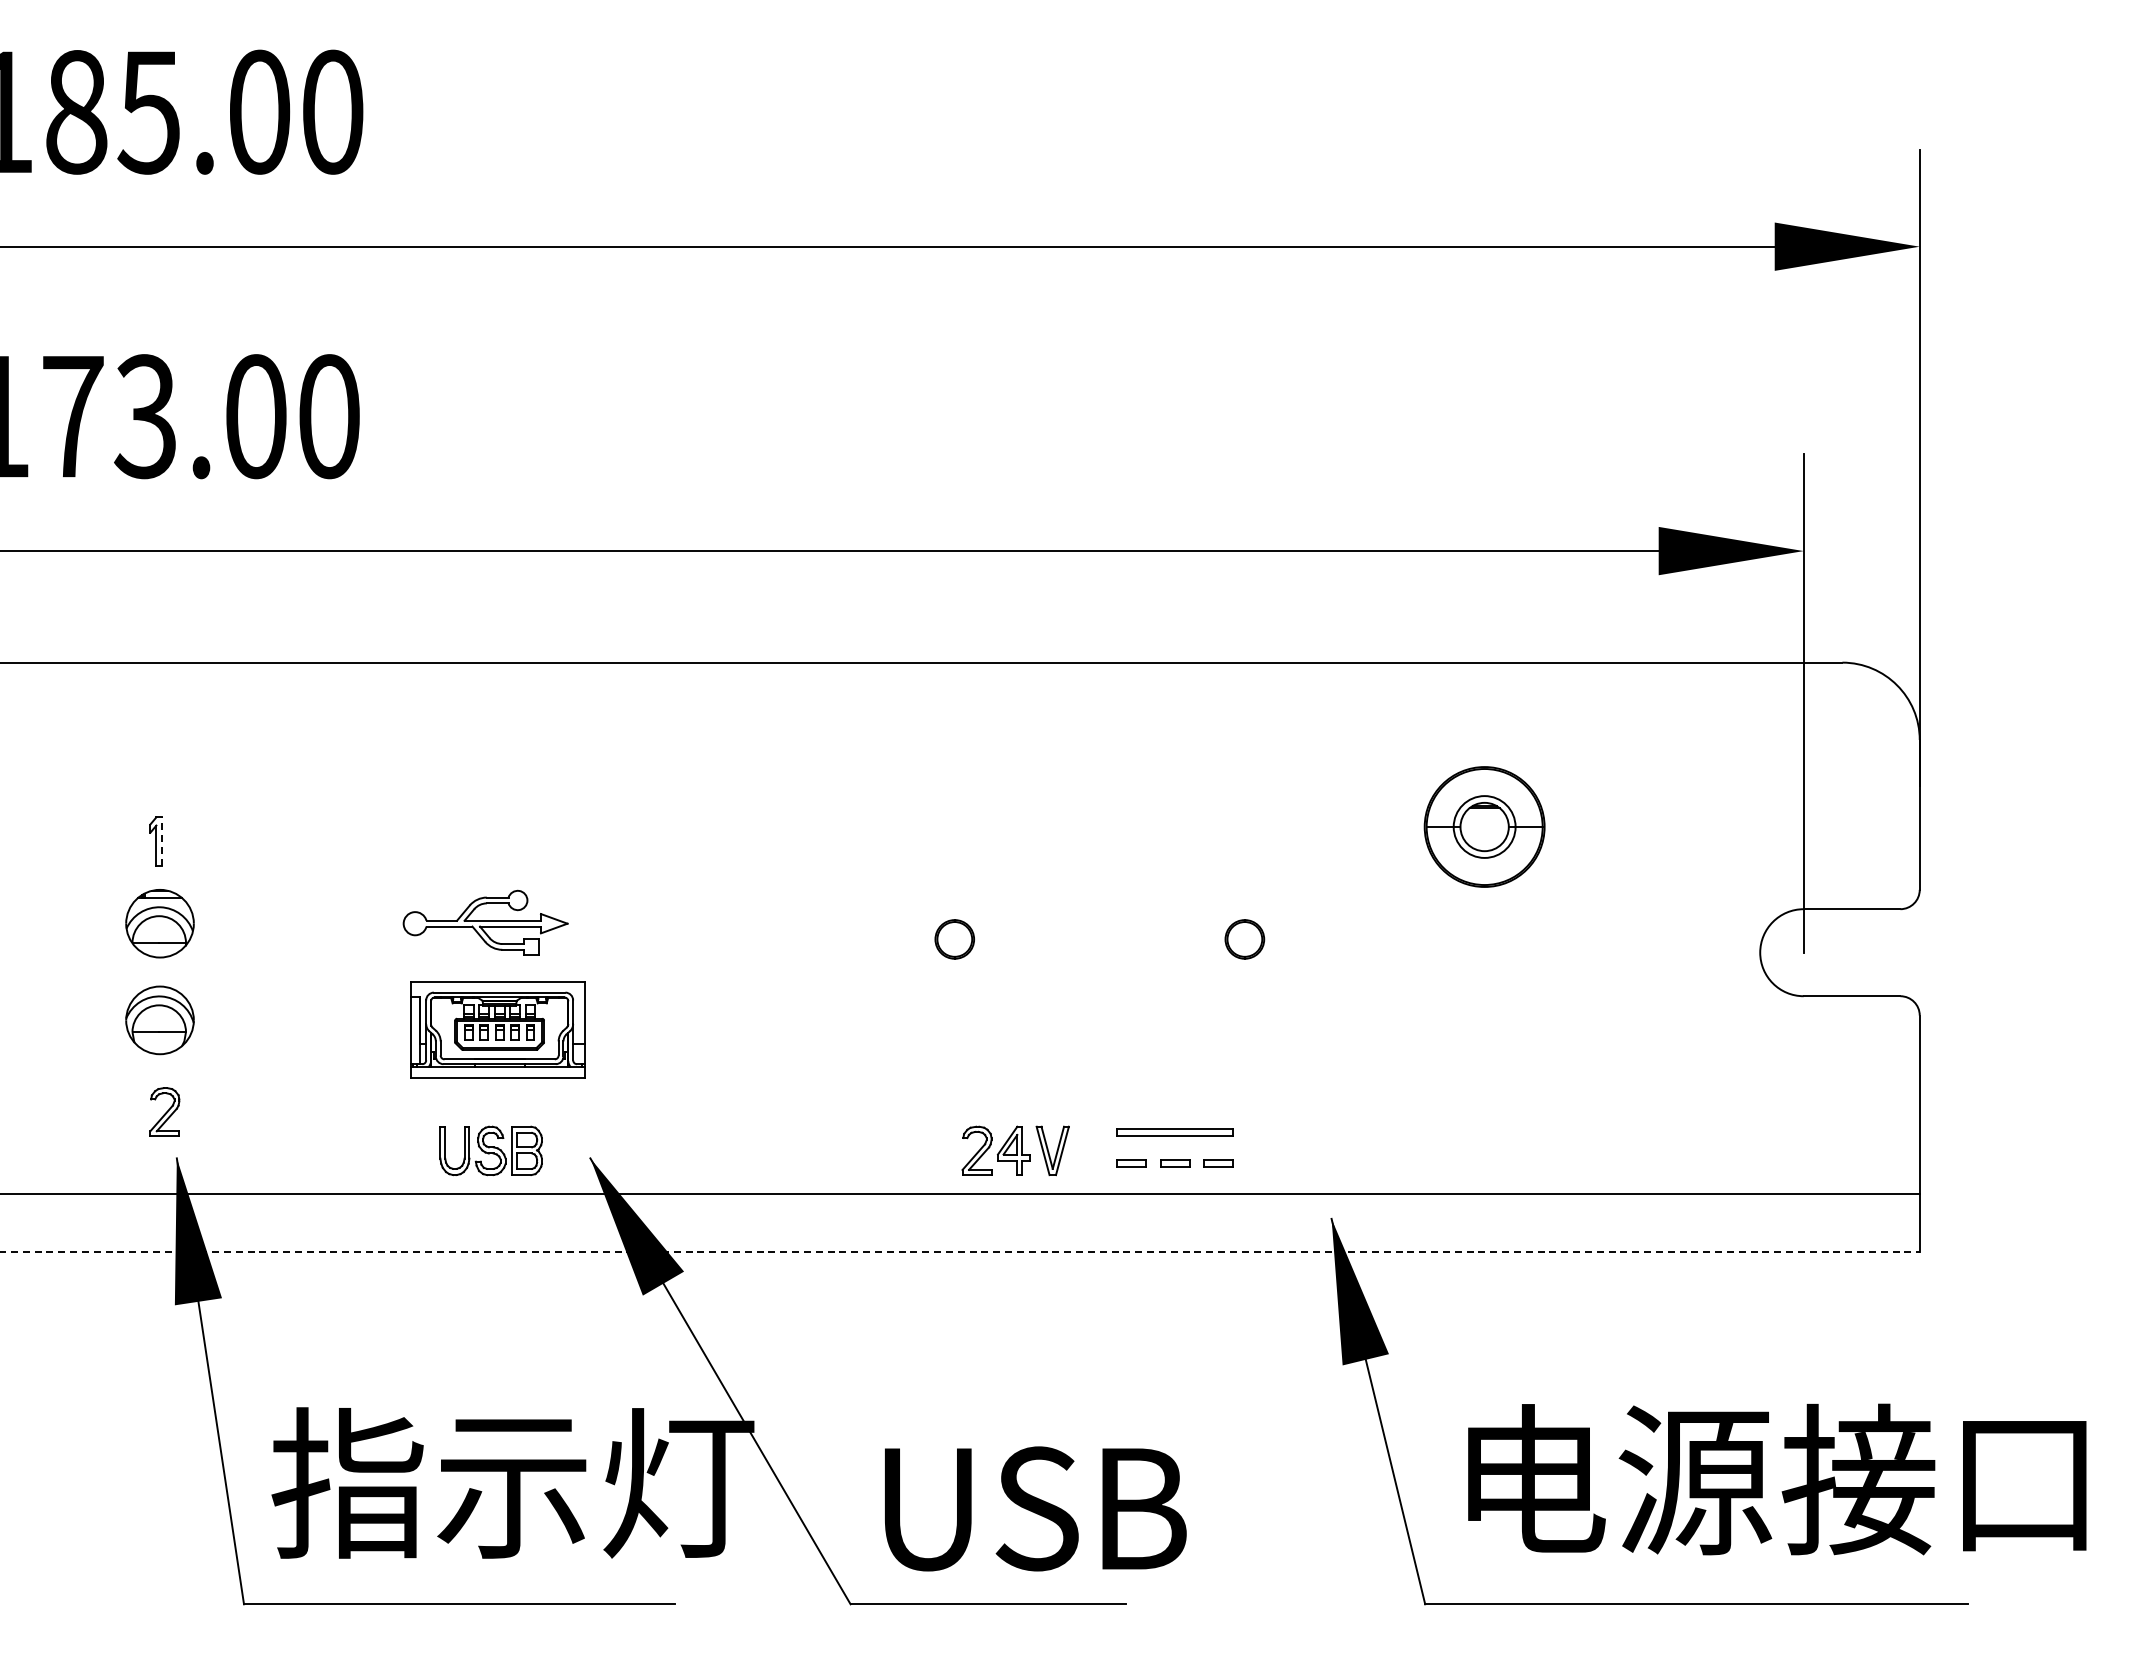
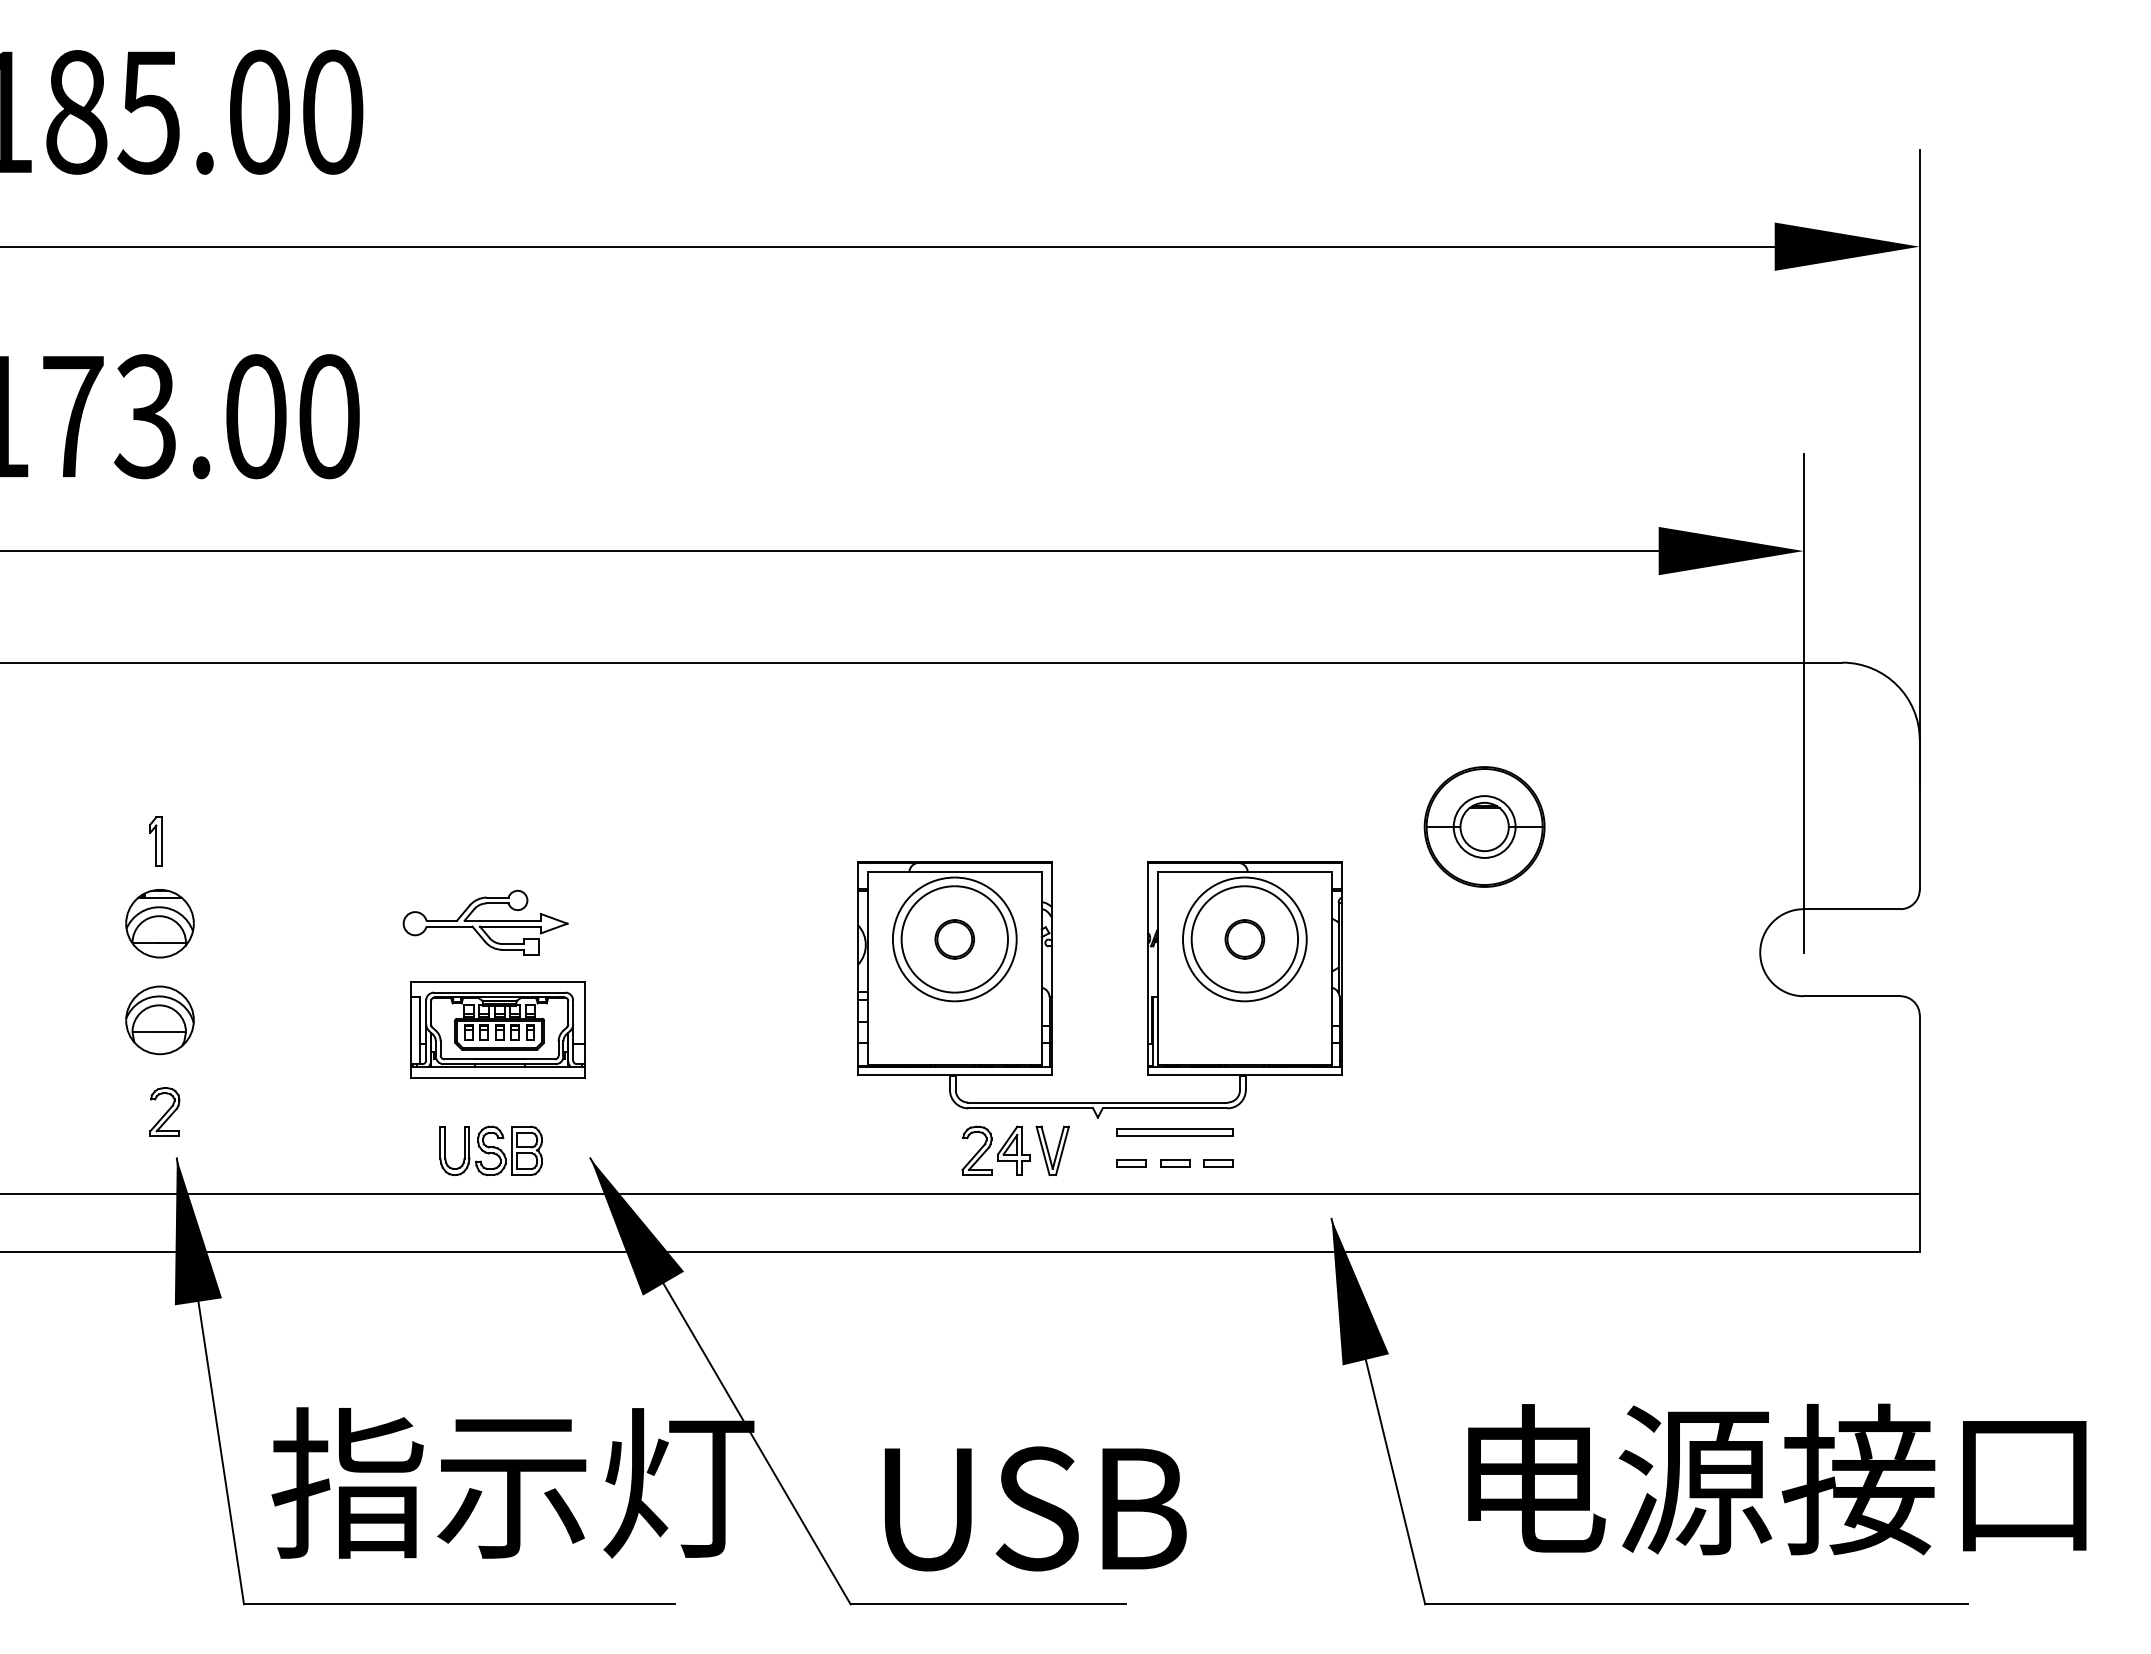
line: dashed -> solid (162, 841)
part: none -> present (1052, 989)
line: dashed -> solid (959, 1252)
